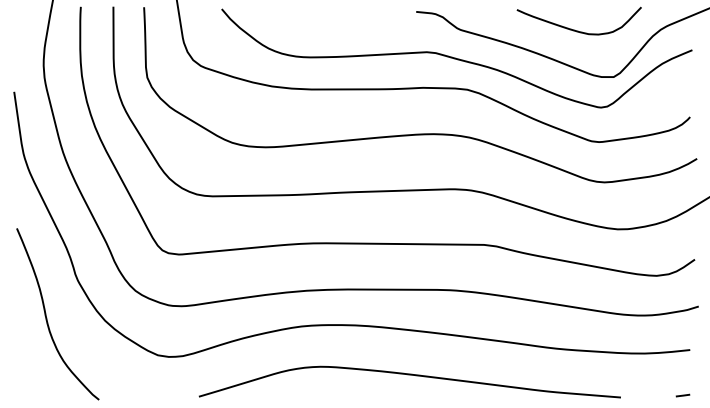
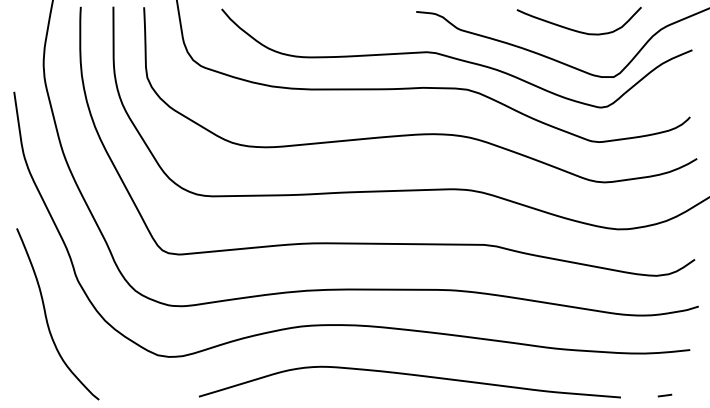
line position: (682, 395) -> (664, 395) (664, 395)
